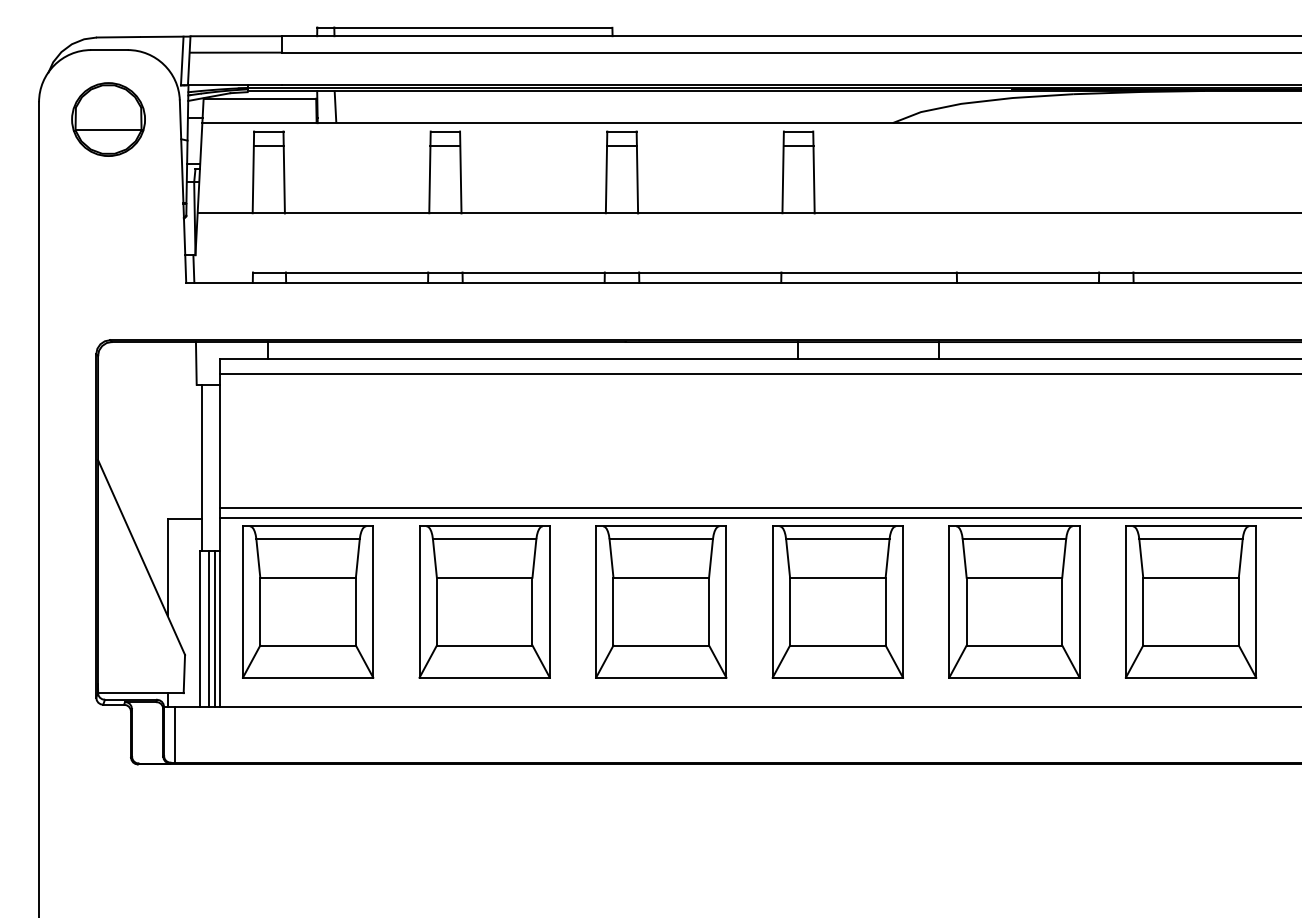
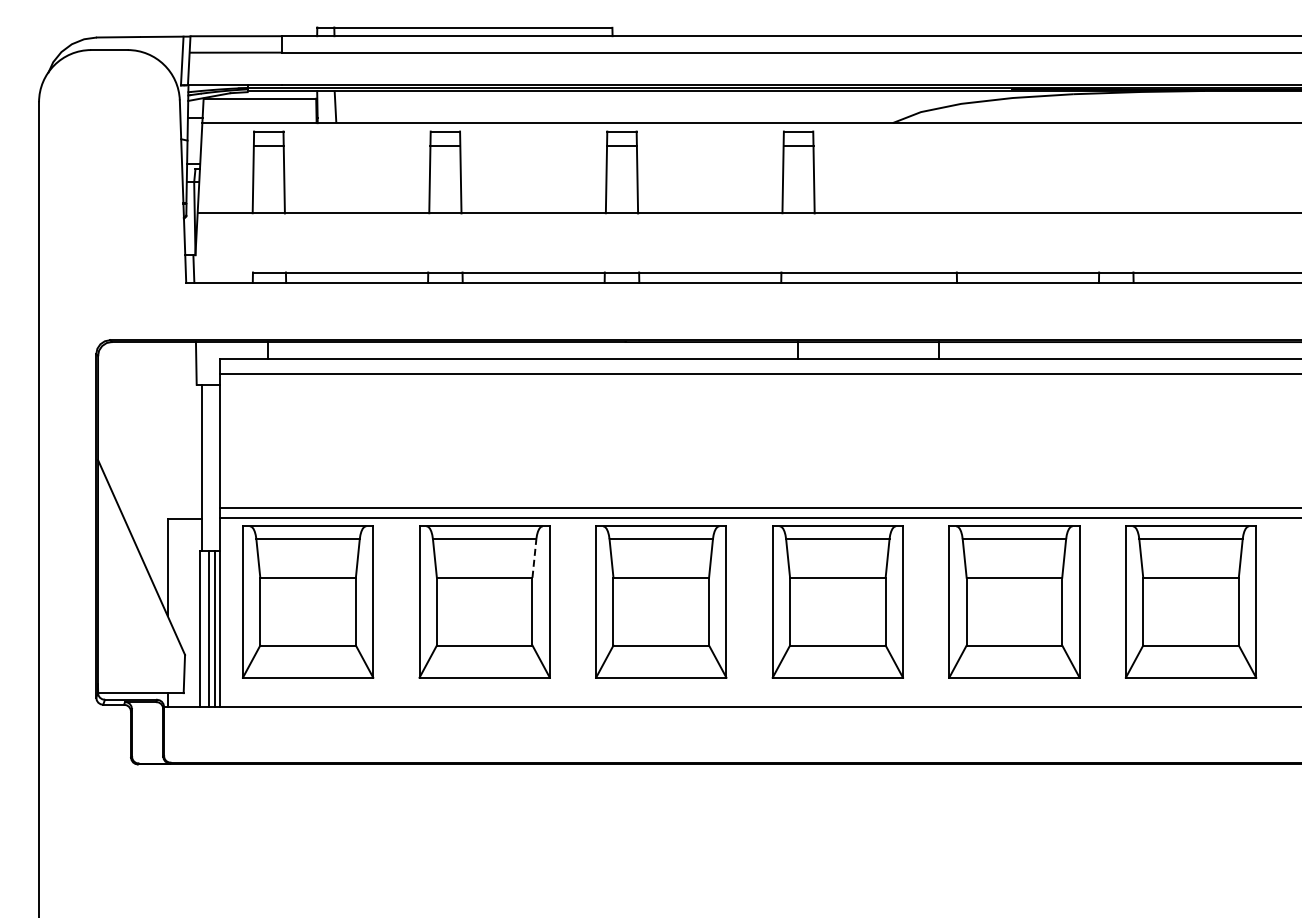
part: present -> none (108, 119)
line: solid -> dashed (534, 557)
line: present -> none (174, 734)
